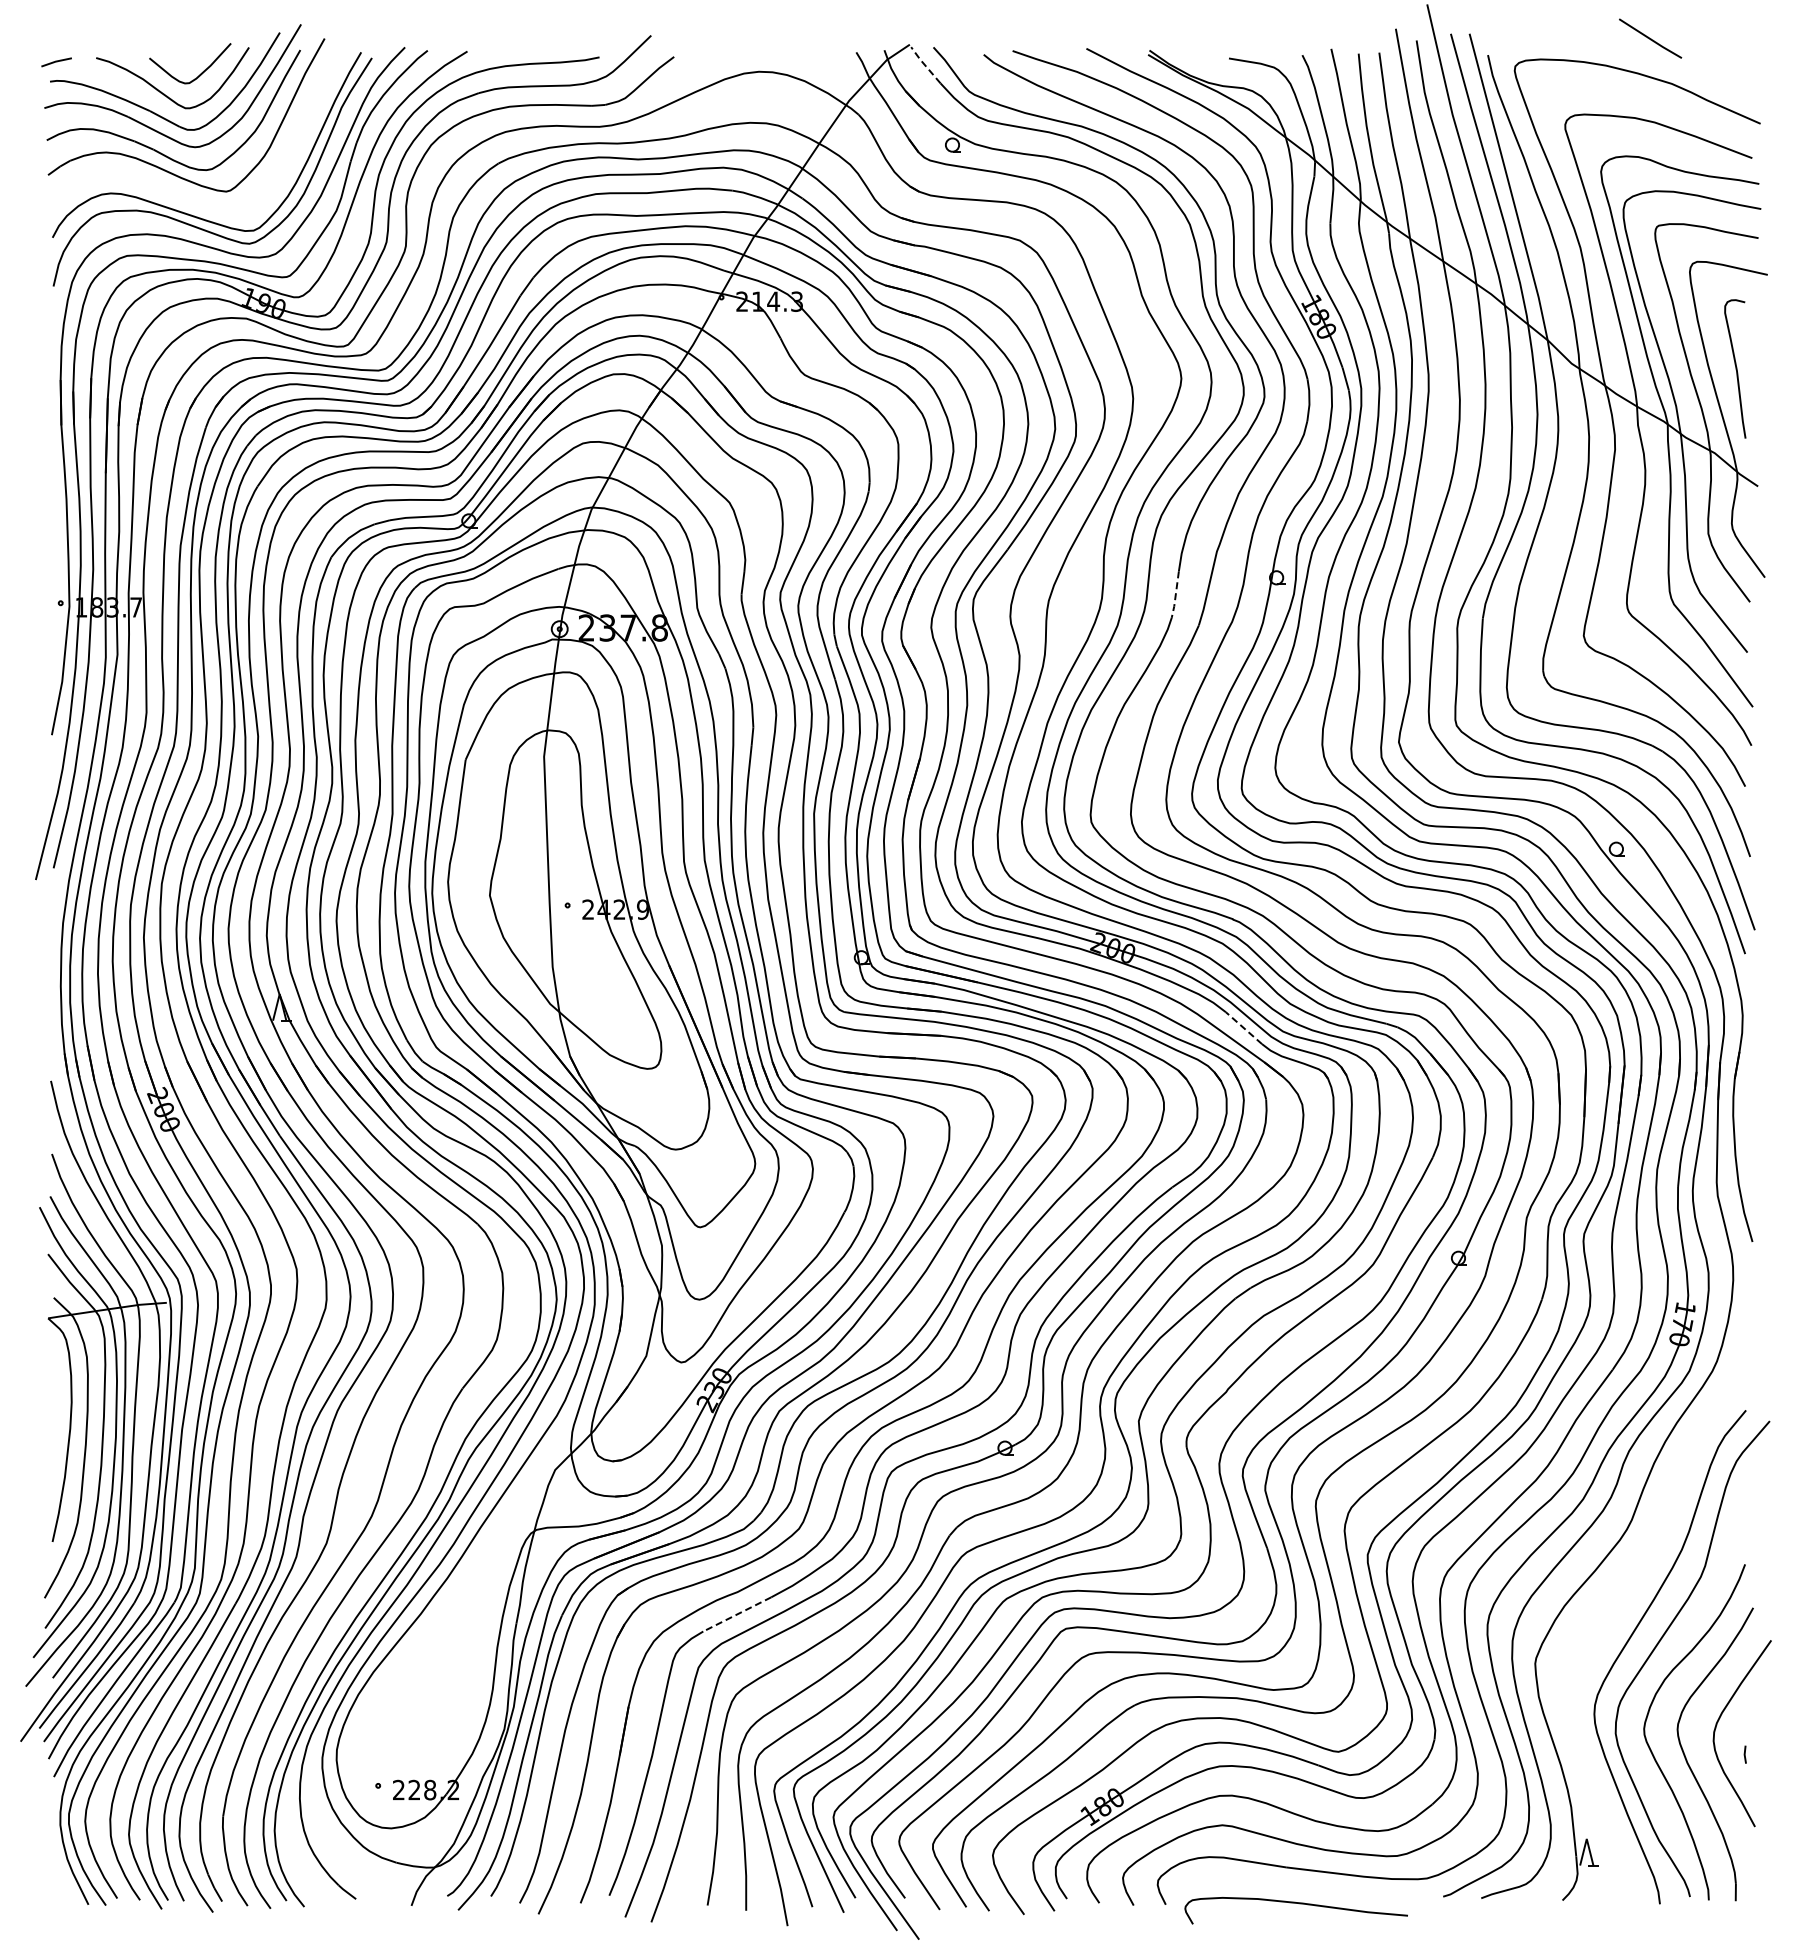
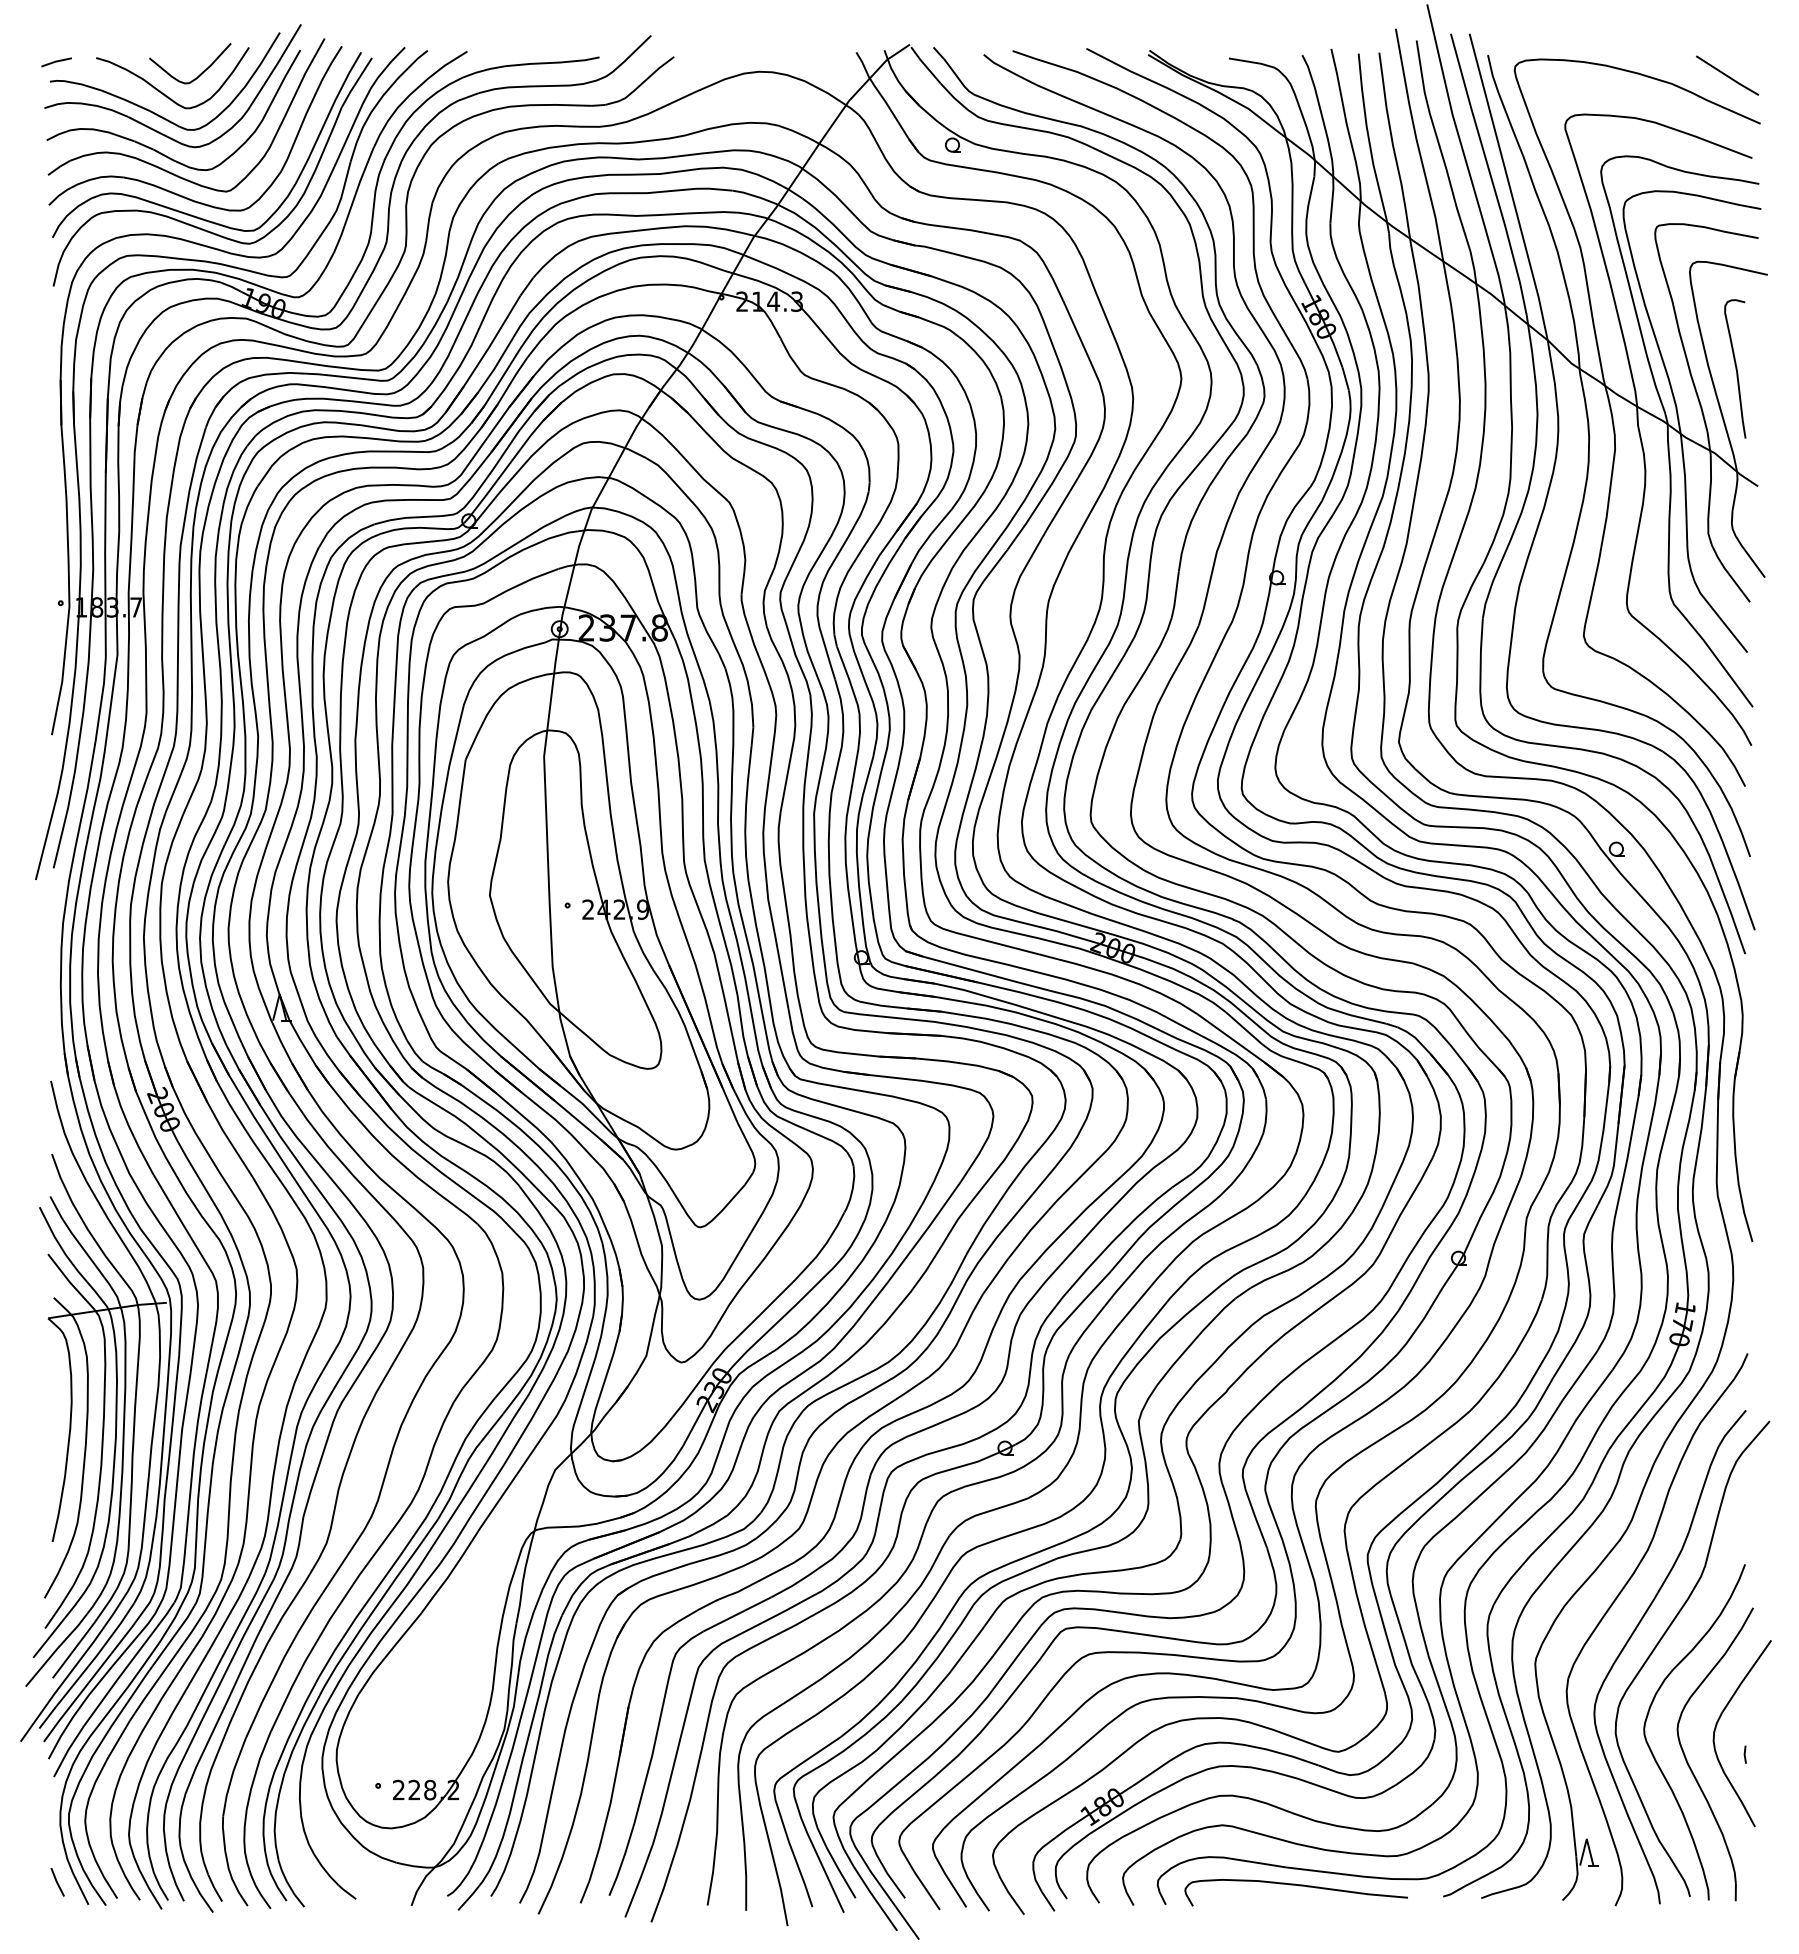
line position: (1650, 38) -> (1727, 75) (1727, 75)
line: dashed -> solid (924, 64)
part: none -> present (172, 191)
line: dashed -> solid (1175, 595)
line: dashed -> solid (1243, 1027)
part: none -> present (1615, 1601)
line: dashed -> solid (736, 1614)
line: none -> present (57, 1882)
curve position: (1295, 1903) -> (1295, 1885) (1295, 1885)
